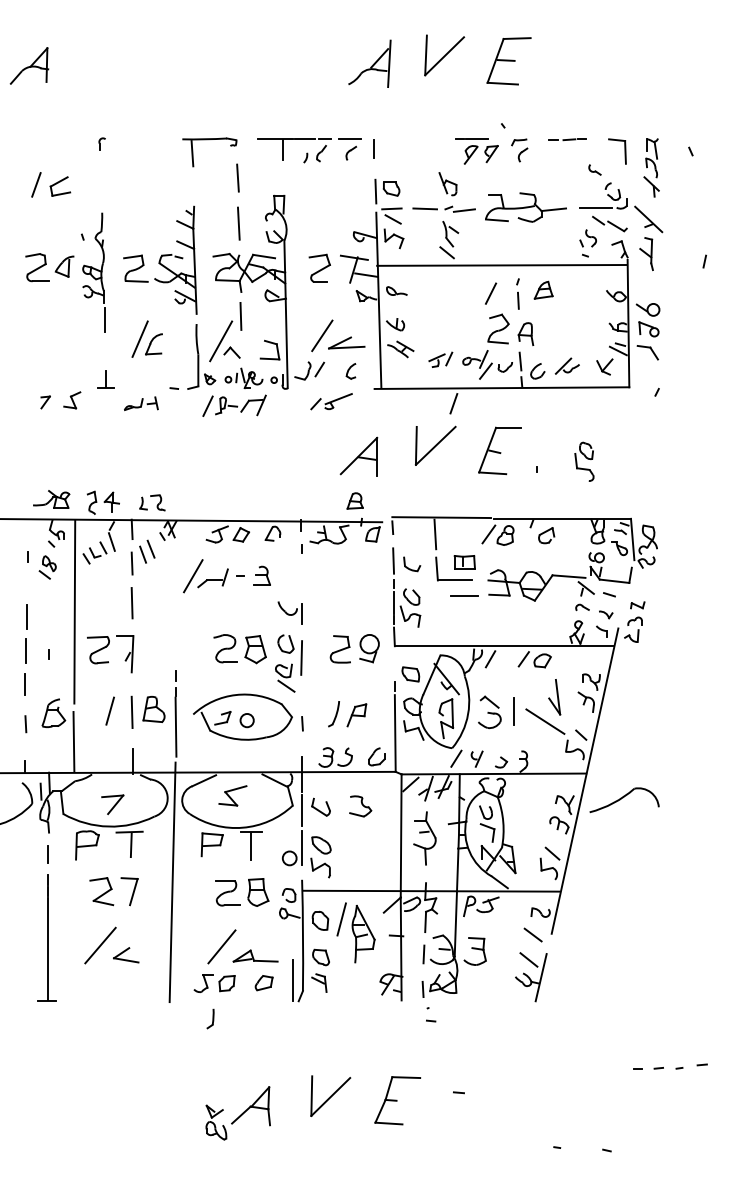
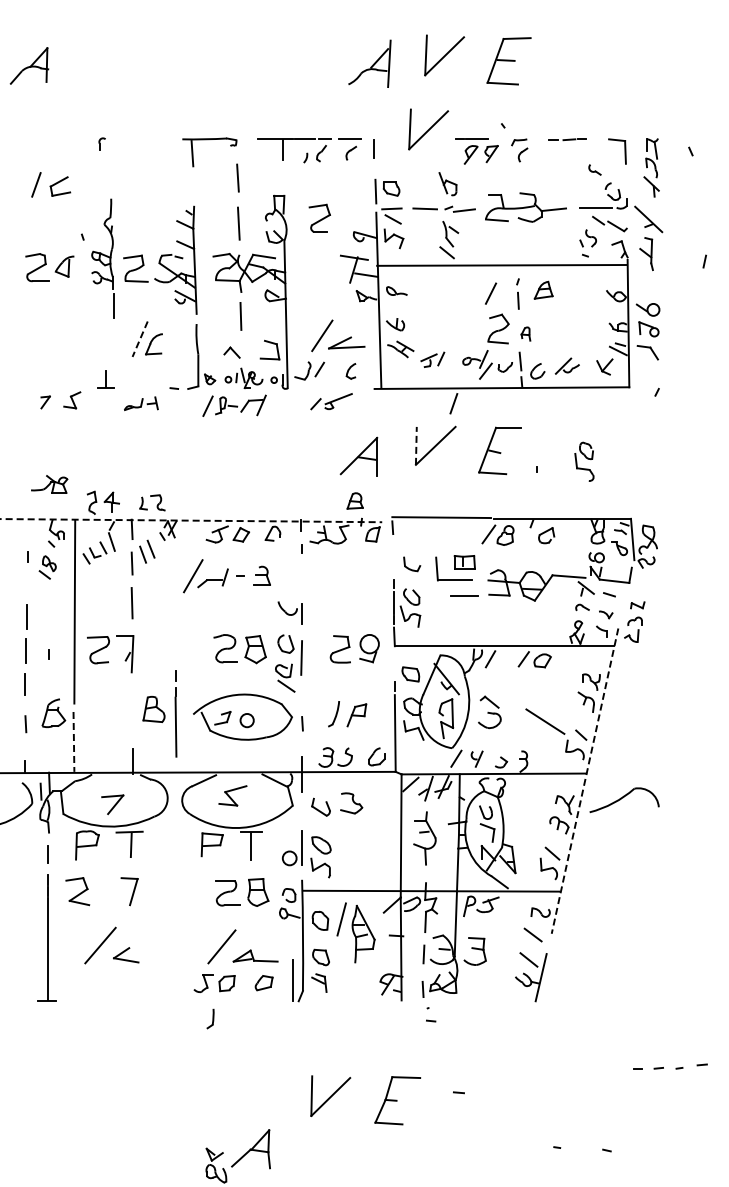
part: none -> present (428, 129)
part position: (319, 267) -> (319, 217) (319, 217)
part position: (93, 272) -> (102, 258) (102, 258)
part size: 18x24 px -> 12x16 px (525, 333)
line: solid -> dashed (139, 339)
line: present -> none (221, 341)
part position: (440, 359) -> (432, 359) (432, 359)
line: solid -> dashed (416, 445)
part position: (51, 499) -> (49, 484) (49, 484)
line: solid -> dashed (191, 520)
line: present -> none (435, 534)
line: present -> none (393, 560)
part: present -> none (554, 697)
line: present -> none (110, 710)
line: present -> none (513, 711)
line: present -> none (131, 712)
line: solid -> dashed (73, 741)
line: solid -> dashed (584, 781)
part position: (360, 806) -> (351, 803) (351, 803)
line: present -> none (302, 810)
line: present -> none (172, 882)
part position: (101, 891) -> (77, 891) (77, 891)
part position: (237, 1113) -> (237, 1156) (237, 1156)
